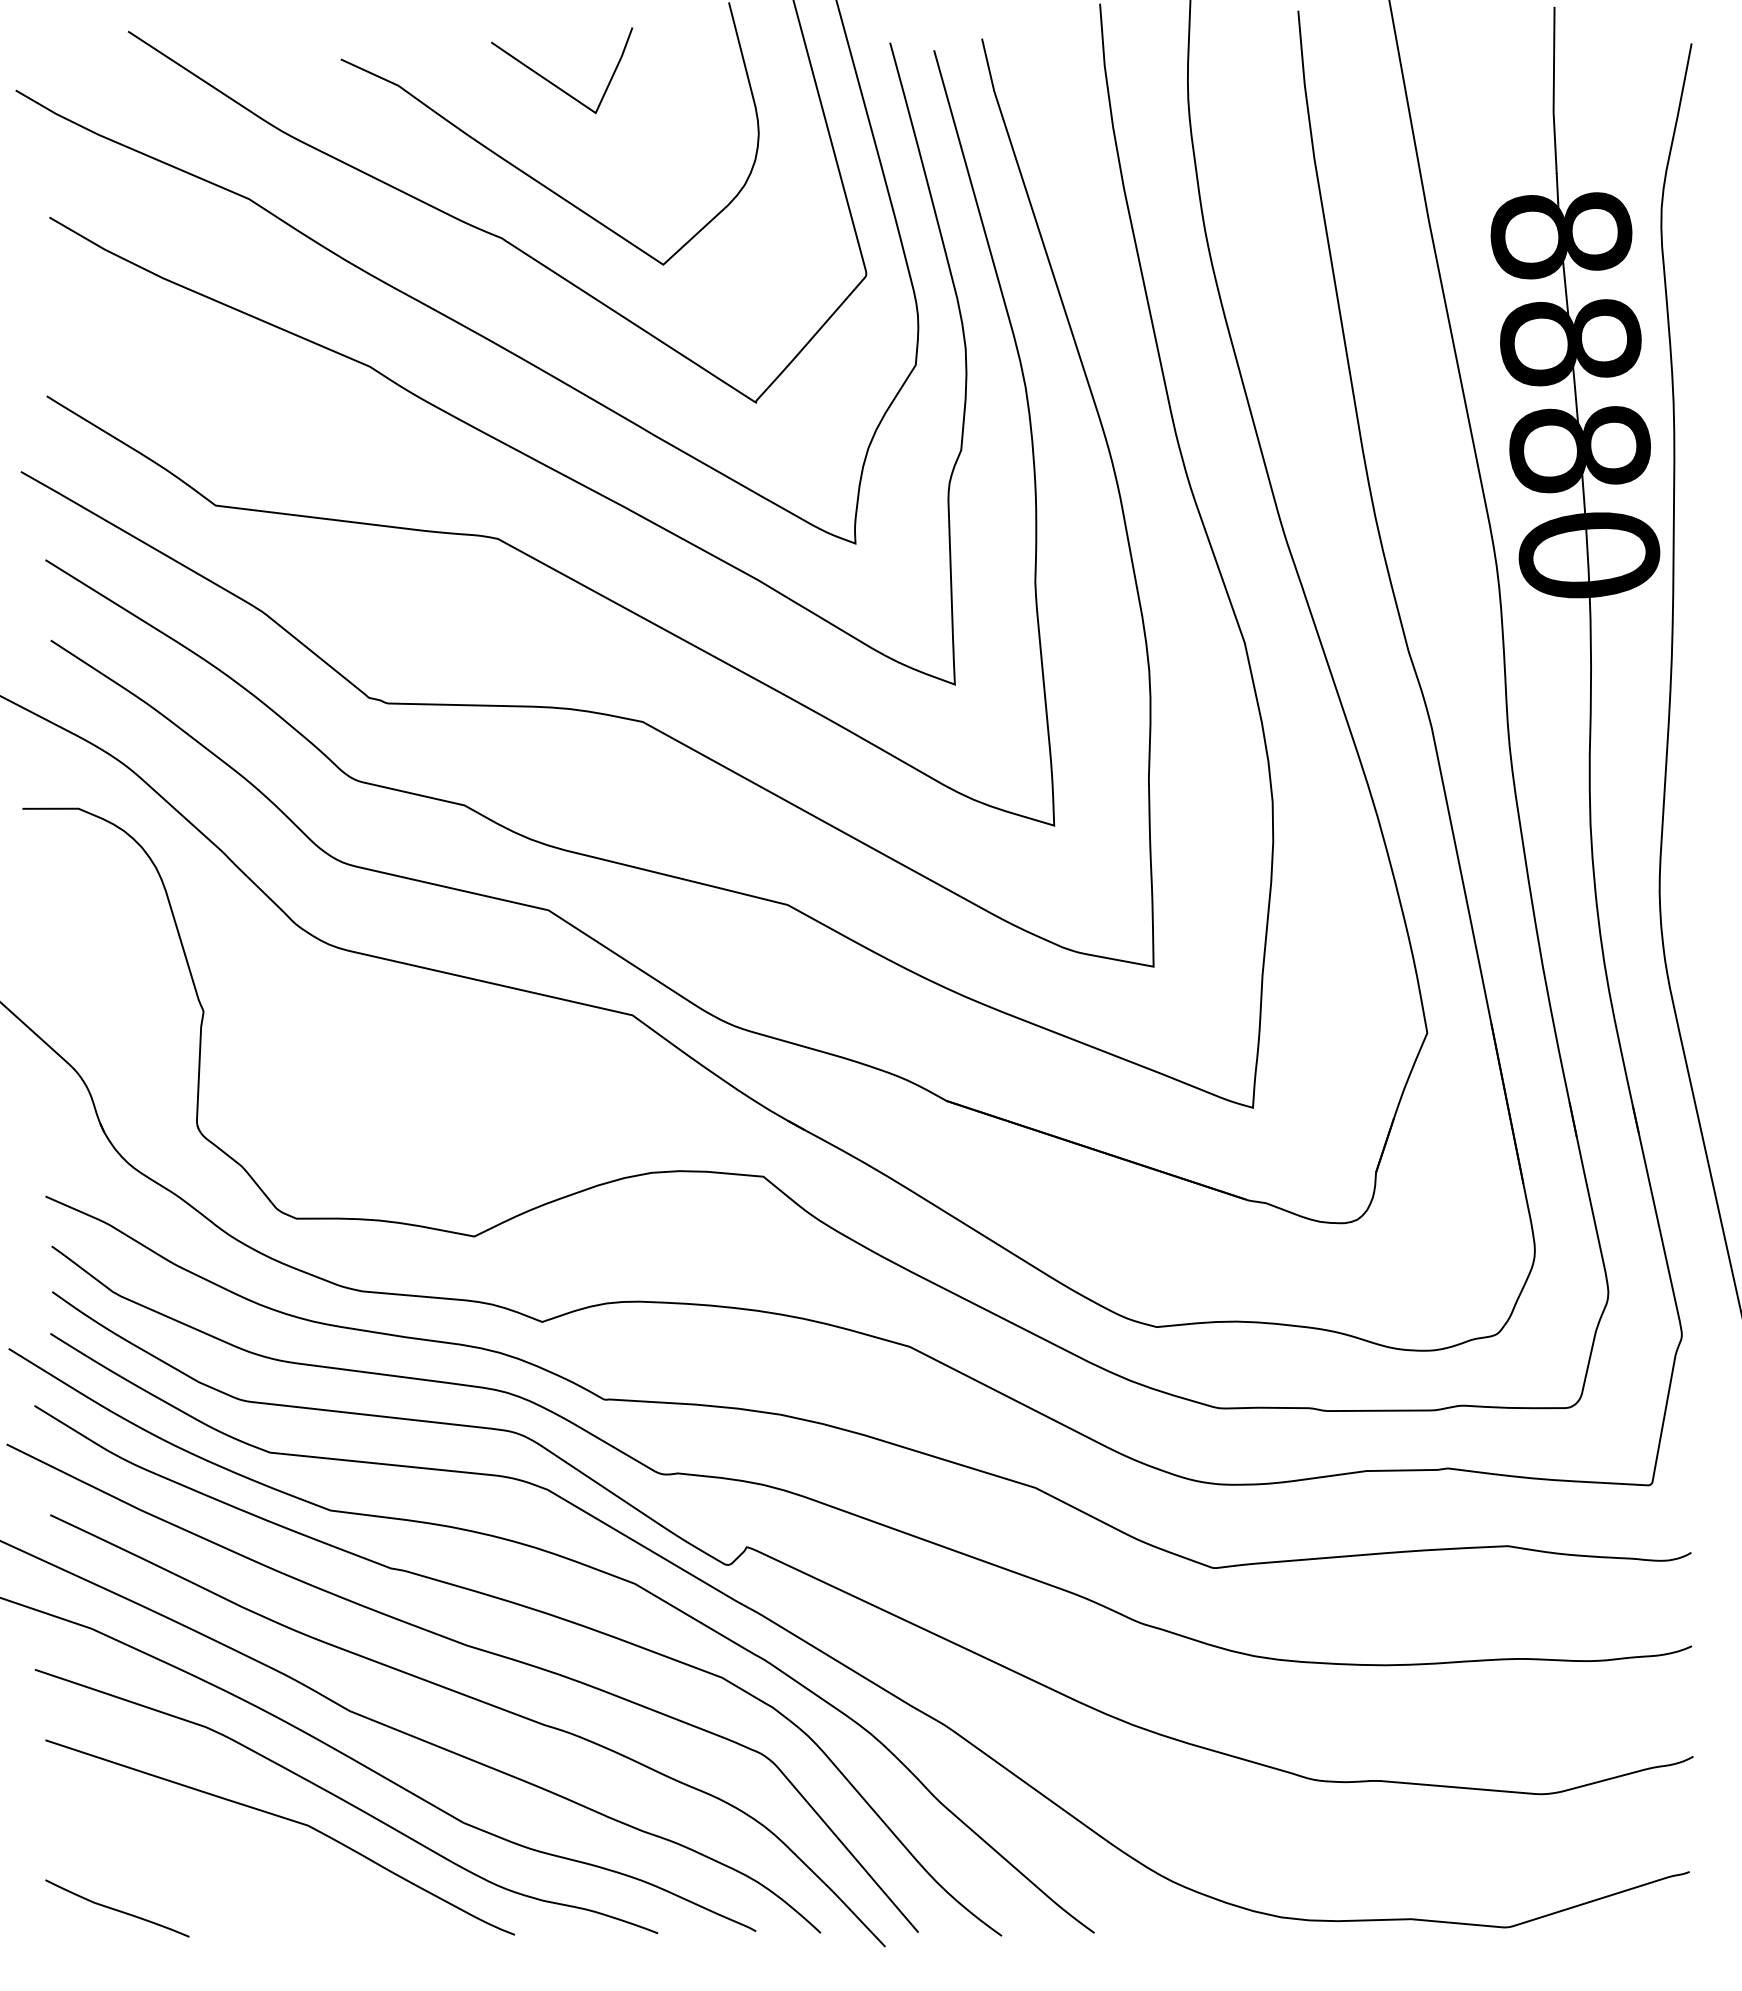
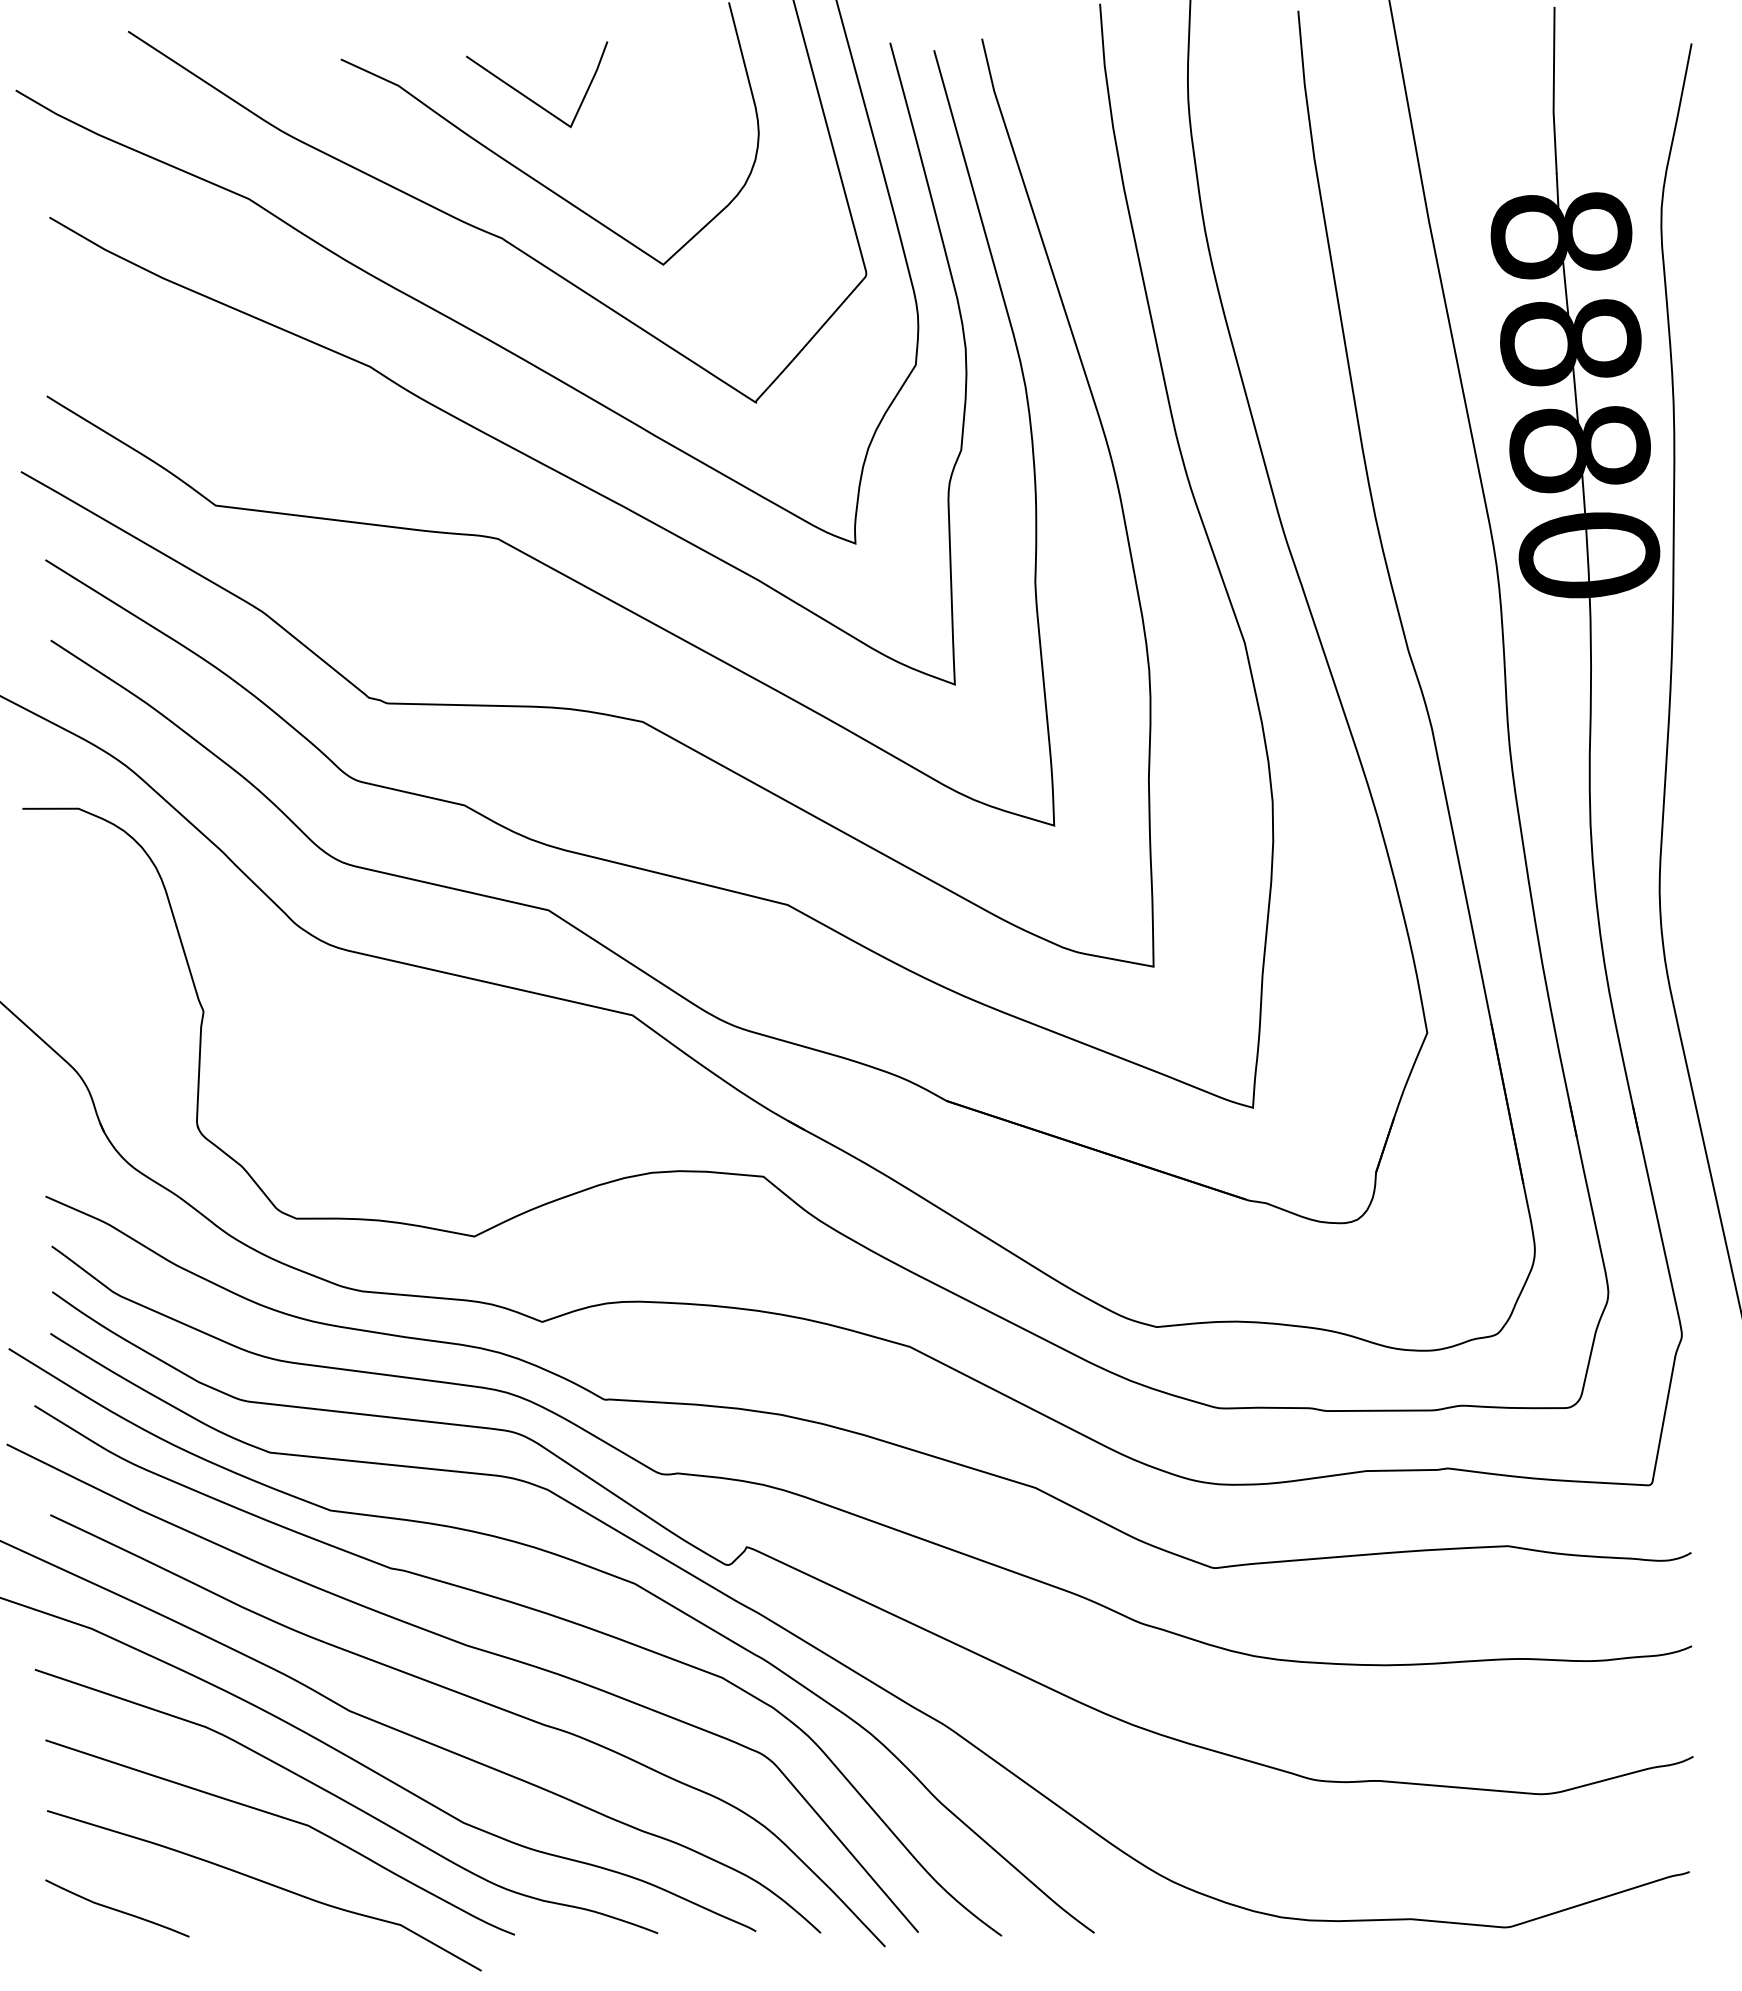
line position: (552, 82) -> (527, 96) (527, 96)
curve: none -> present (267, 1884)
